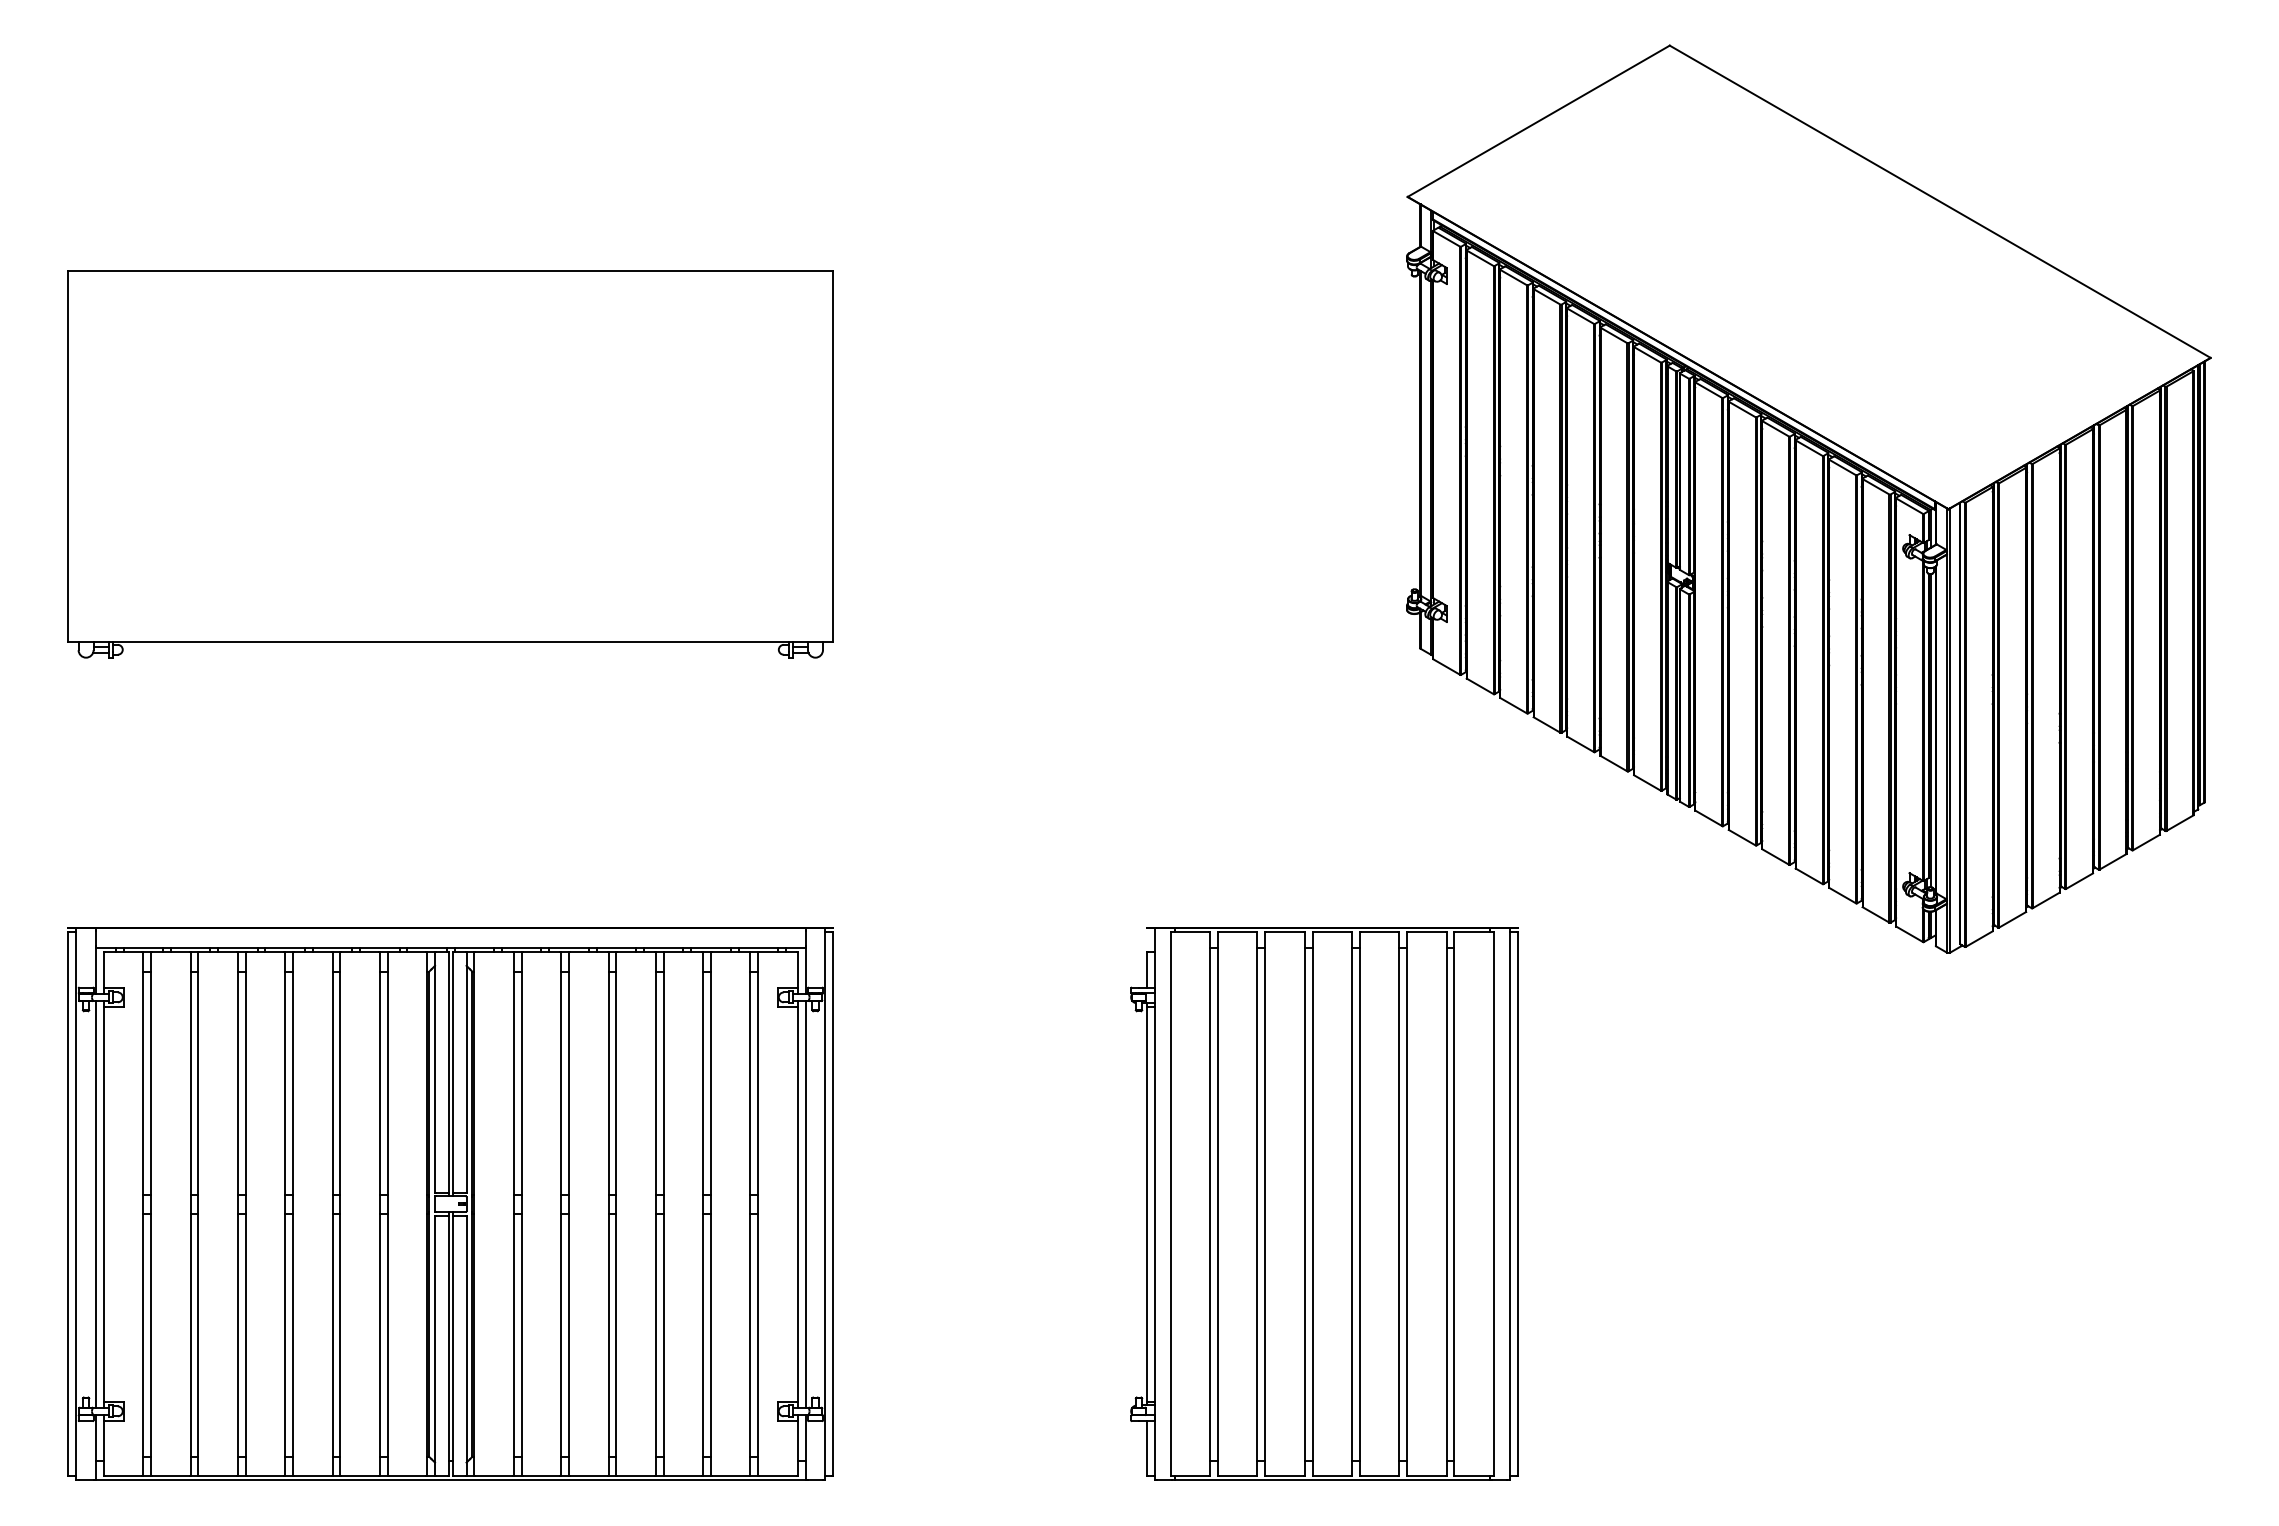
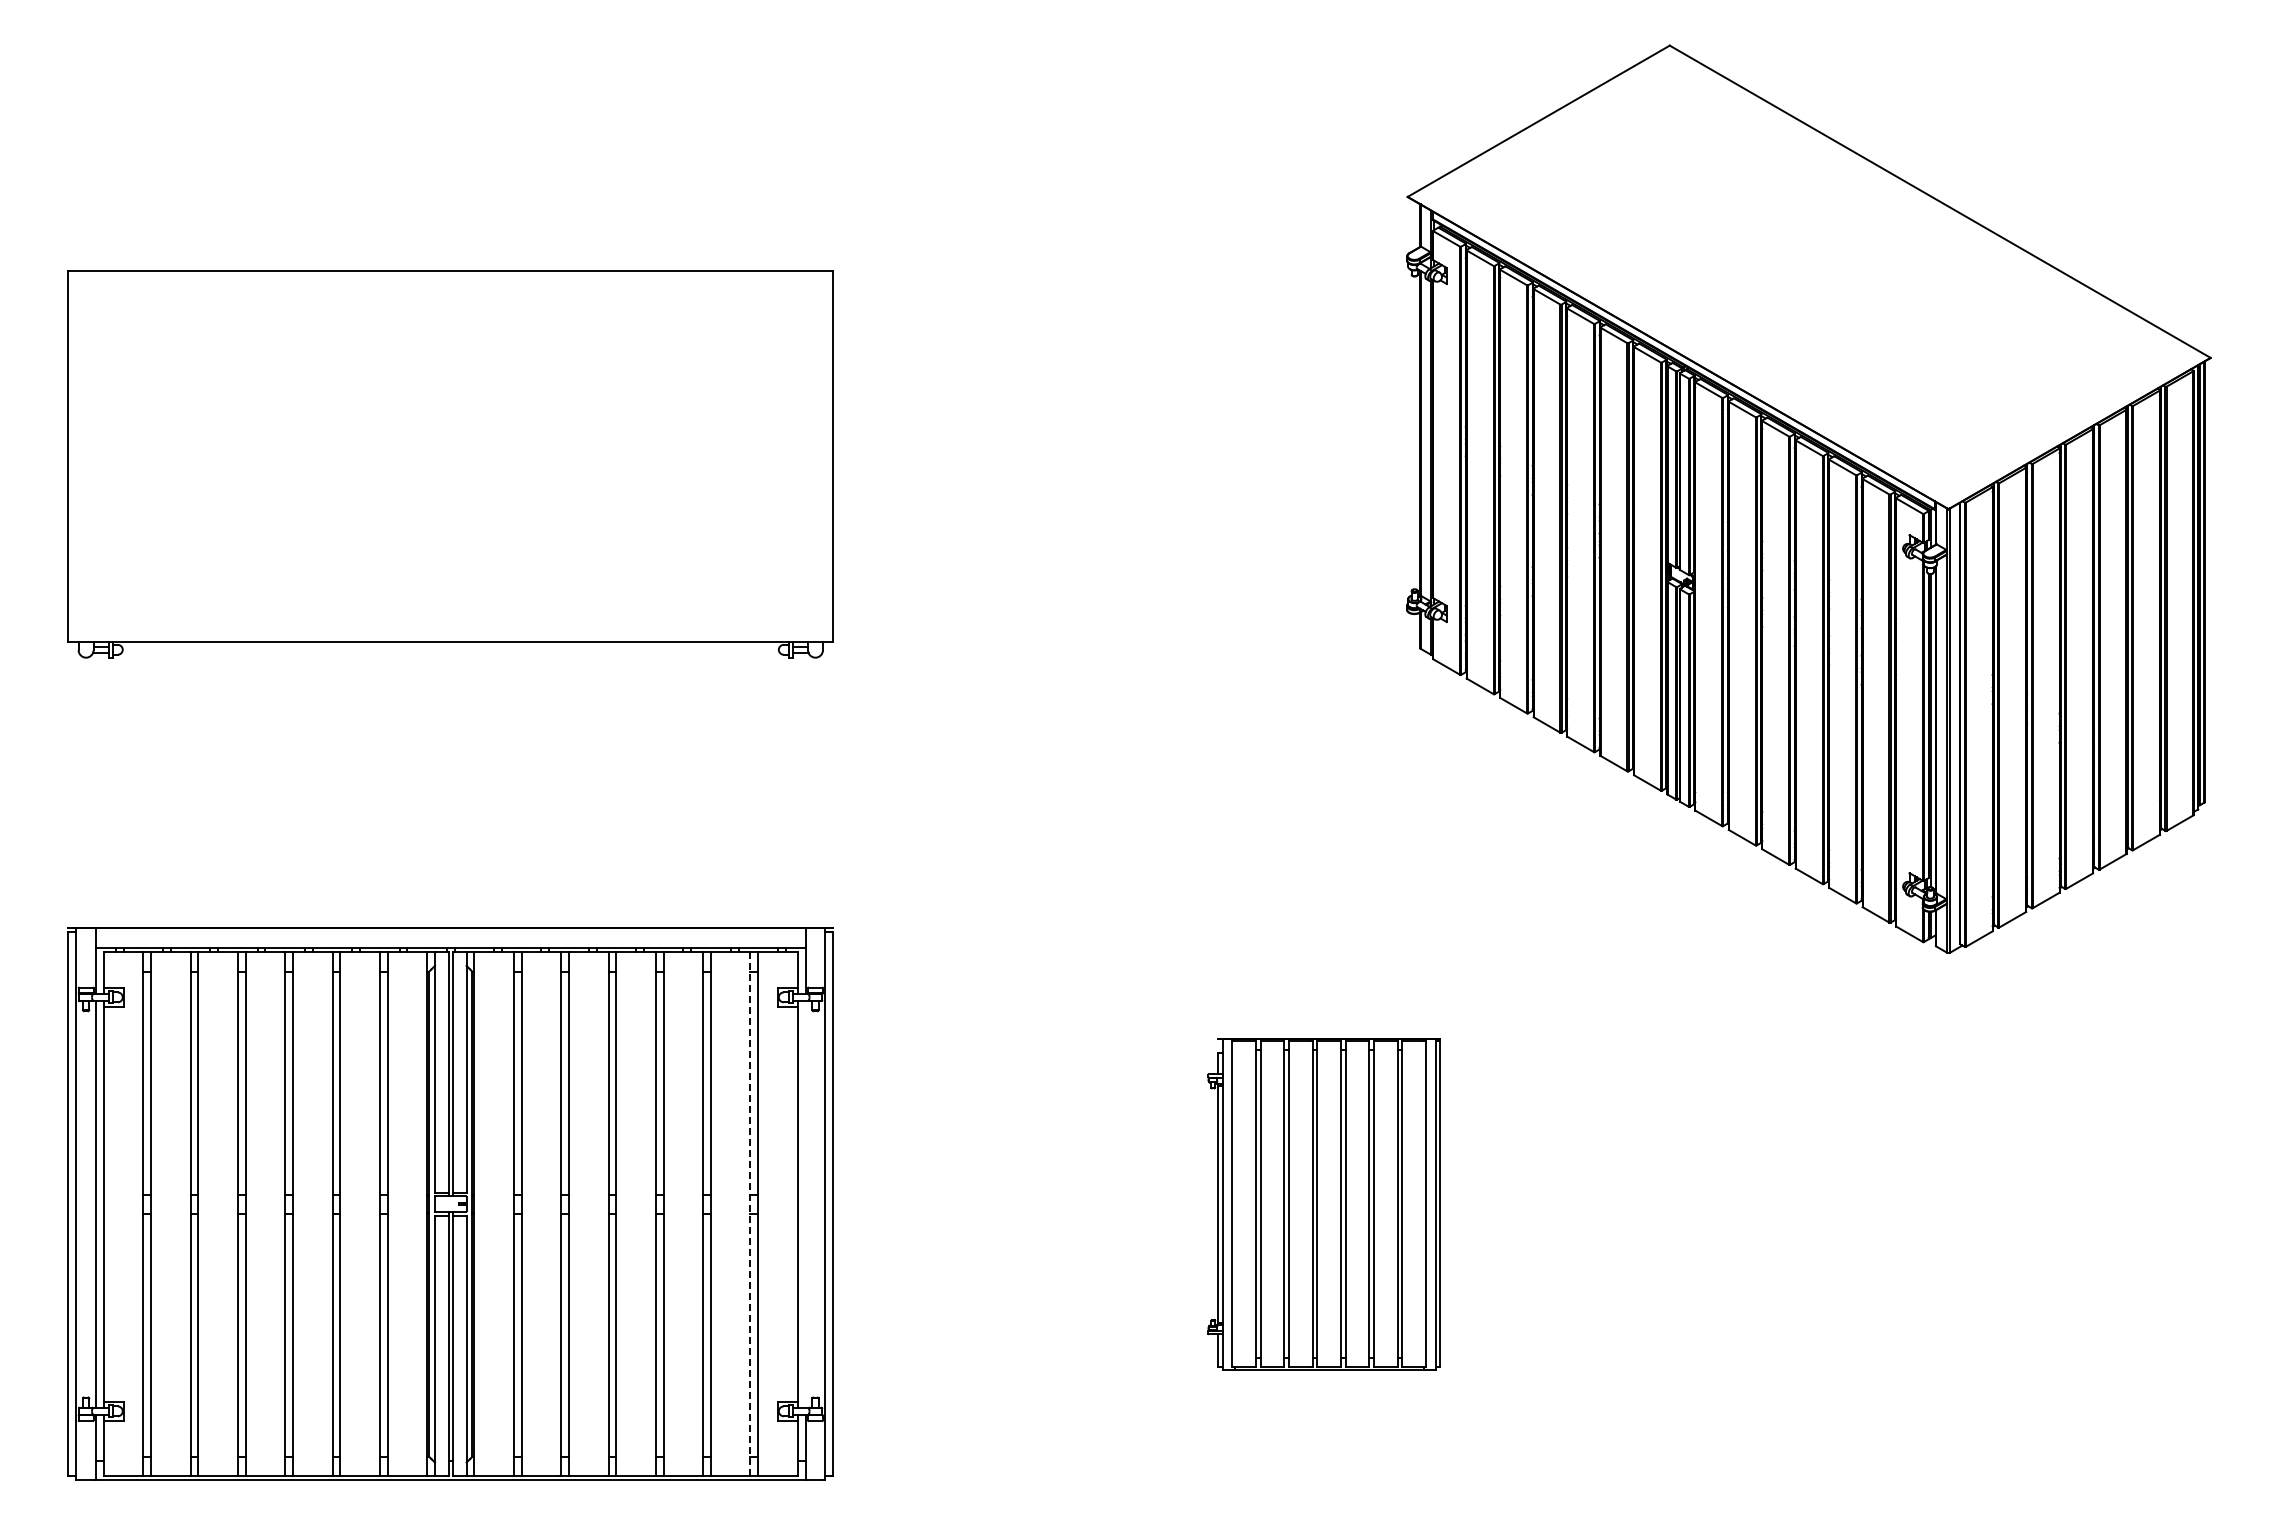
part size: 389x554 px -> 234x333 px (1323, 1204)
line: present -> none (805, 1204)
line: solid -> dashed (750, 1213)
